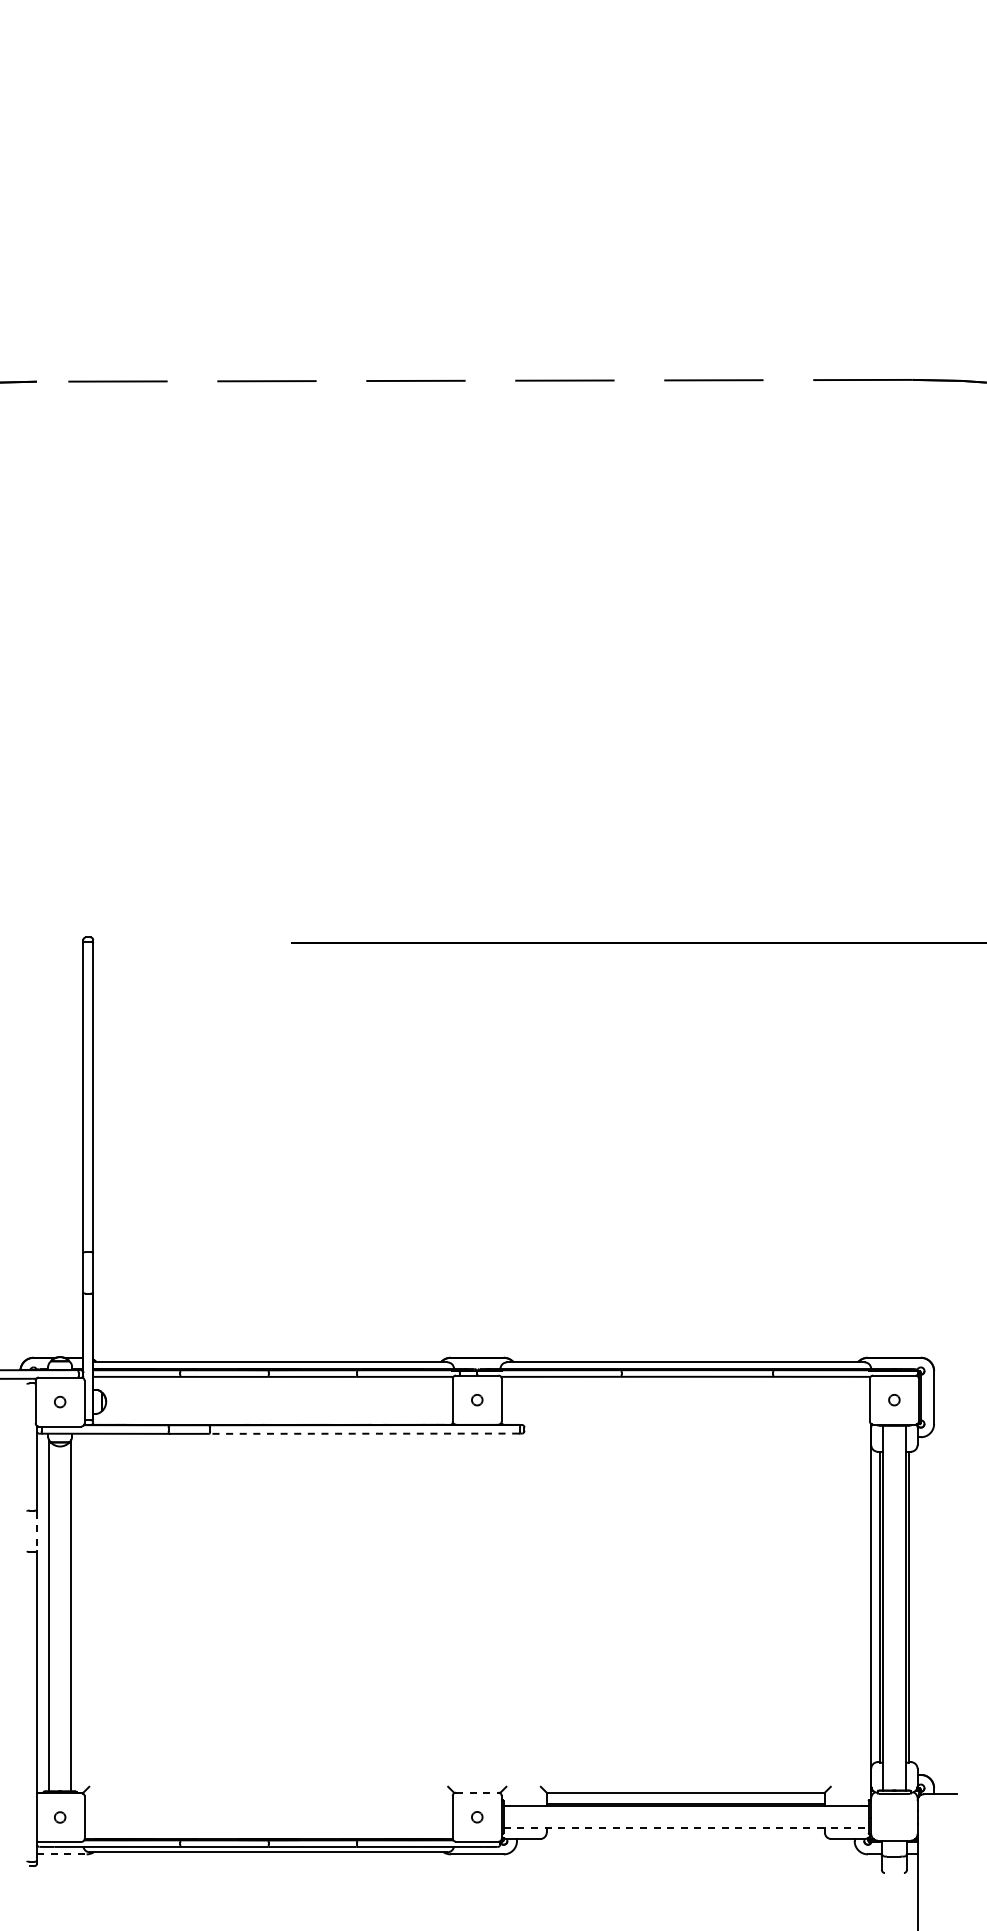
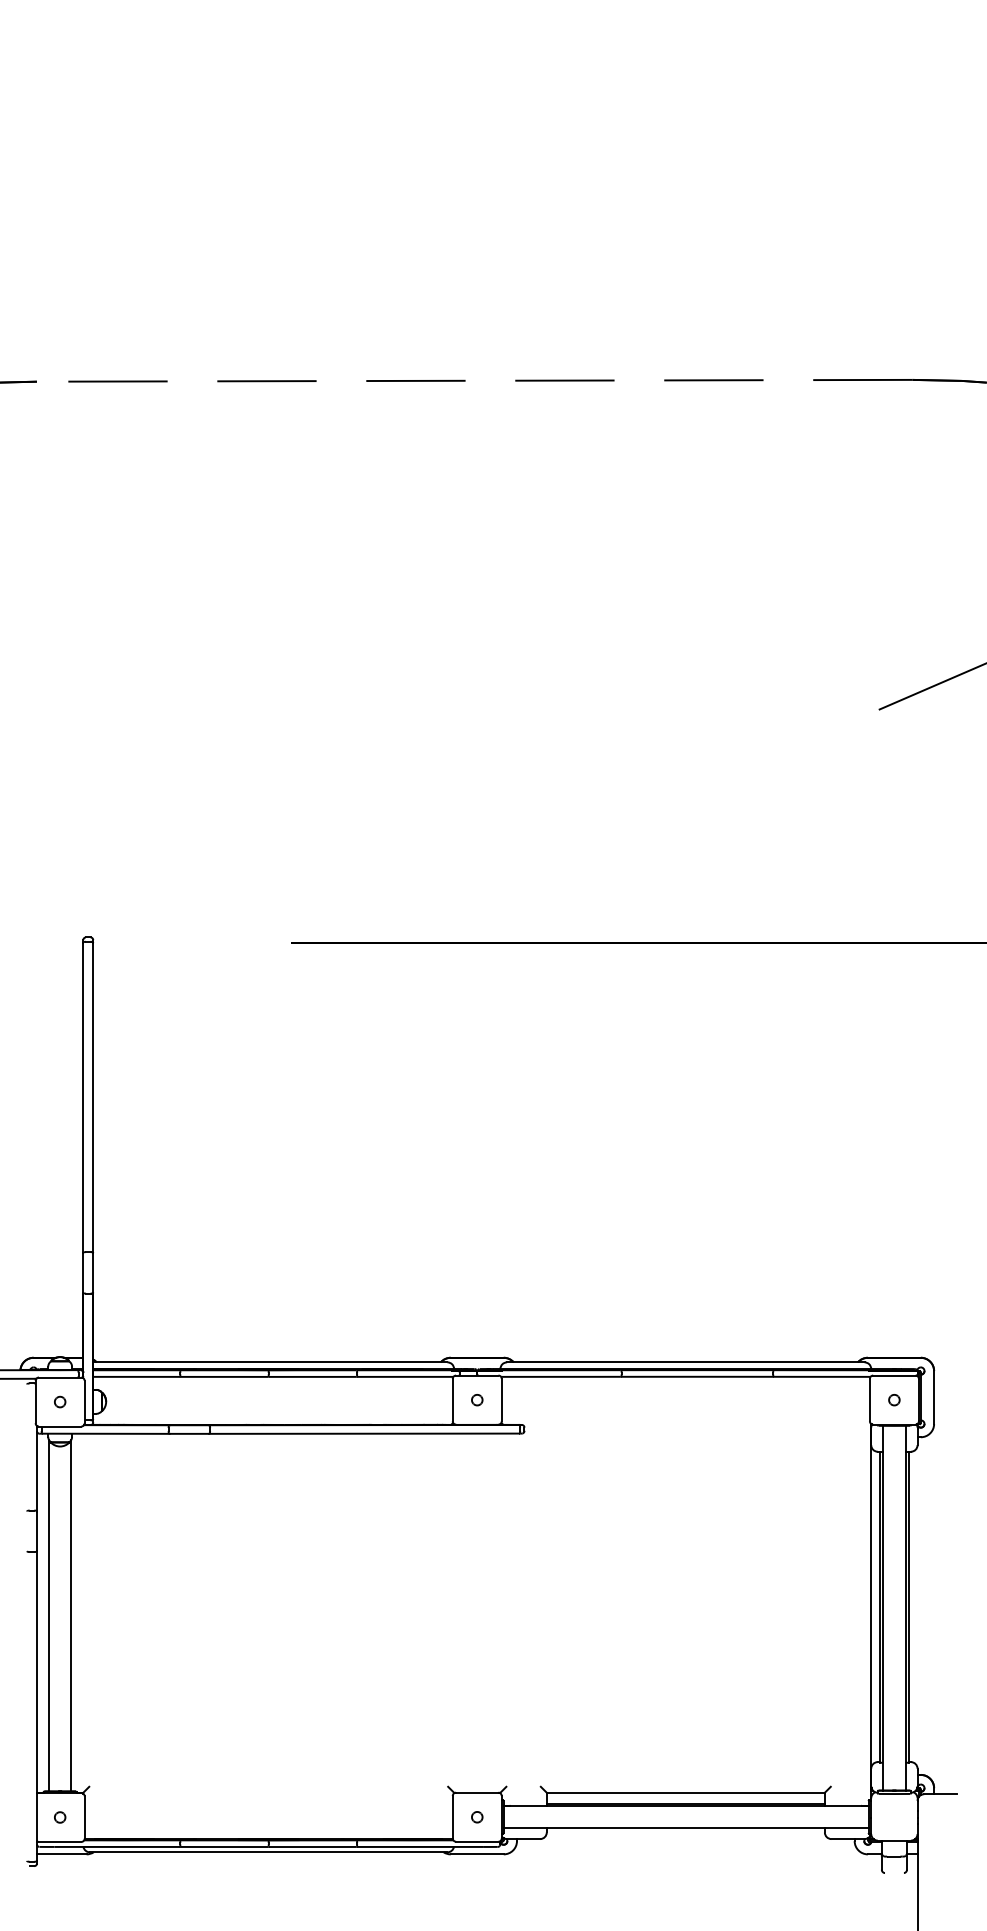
line: none -> present (931, 686)
line: dashed -> solid (364, 1433)
line: dashed -> solid (36, 1531)
line: dashed -> solid (477, 1792)
line: dashed -> solid (686, 1828)
line: dashed -> solid (61, 1854)
